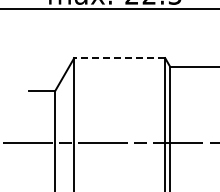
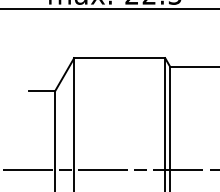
line: dashed -> solid (119, 58)
line position: (109, 143) -> (109, 170) (109, 170)
